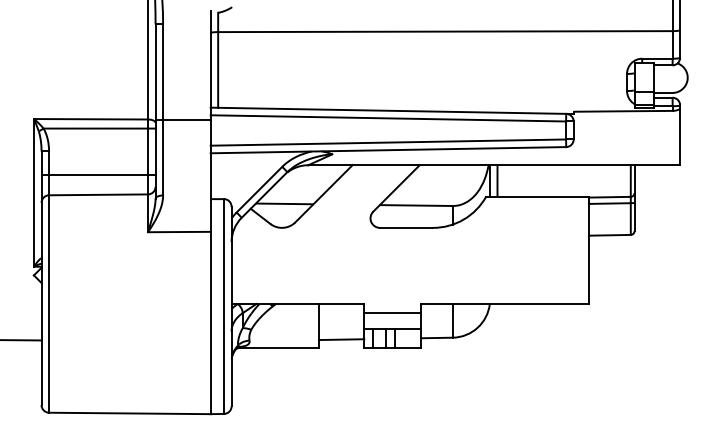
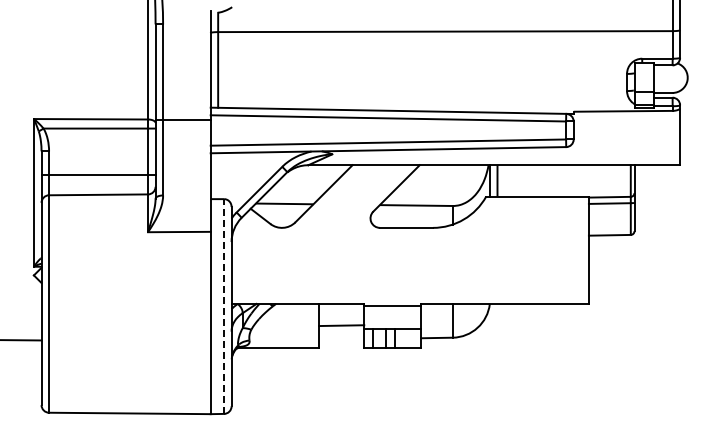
line: solid -> dashed (224, 306)
line position: (392, 313) -> (392, 306) (392, 306)
line position: (341, 339) -> (341, 325) (341, 325)
